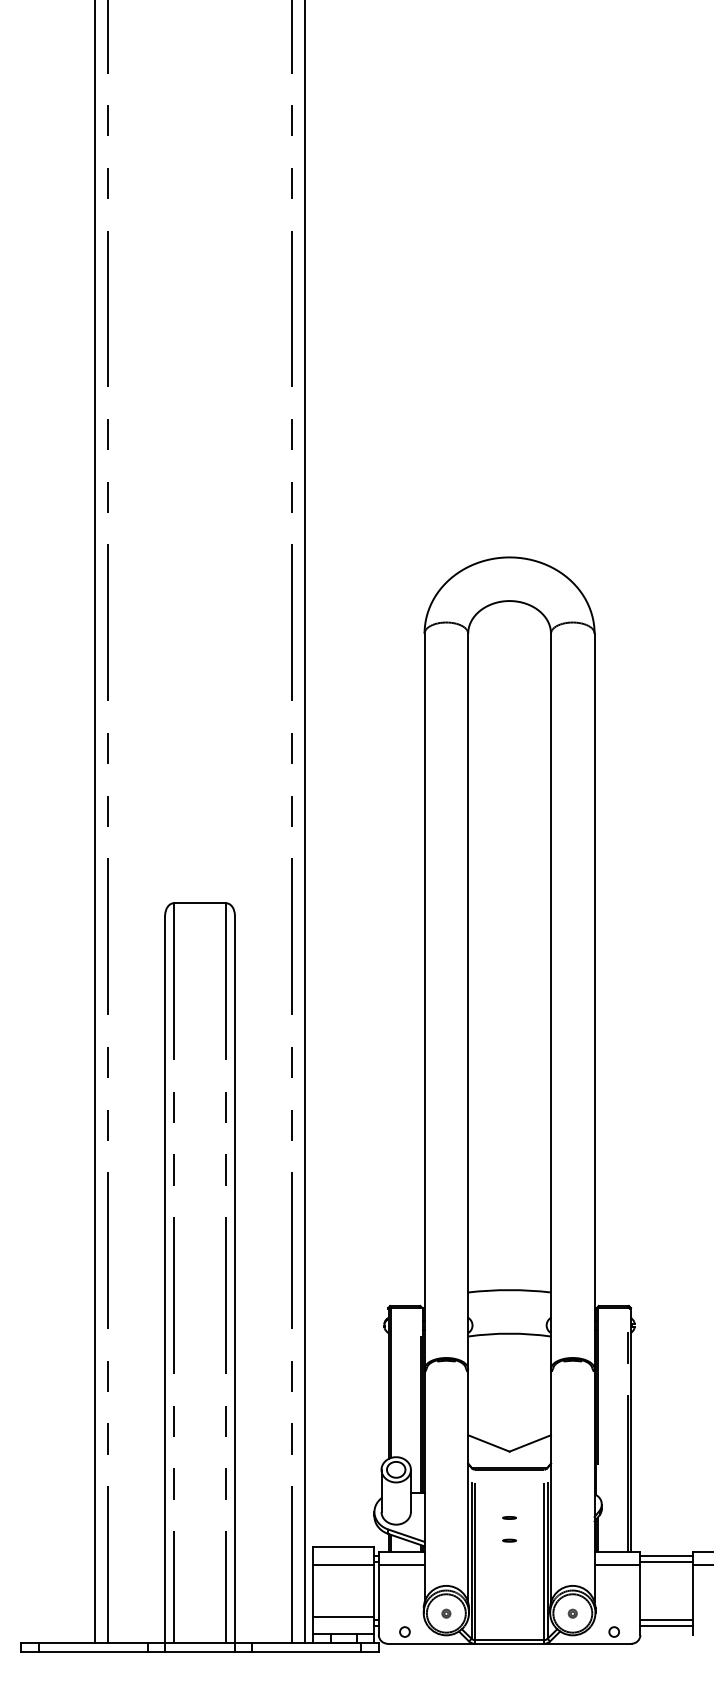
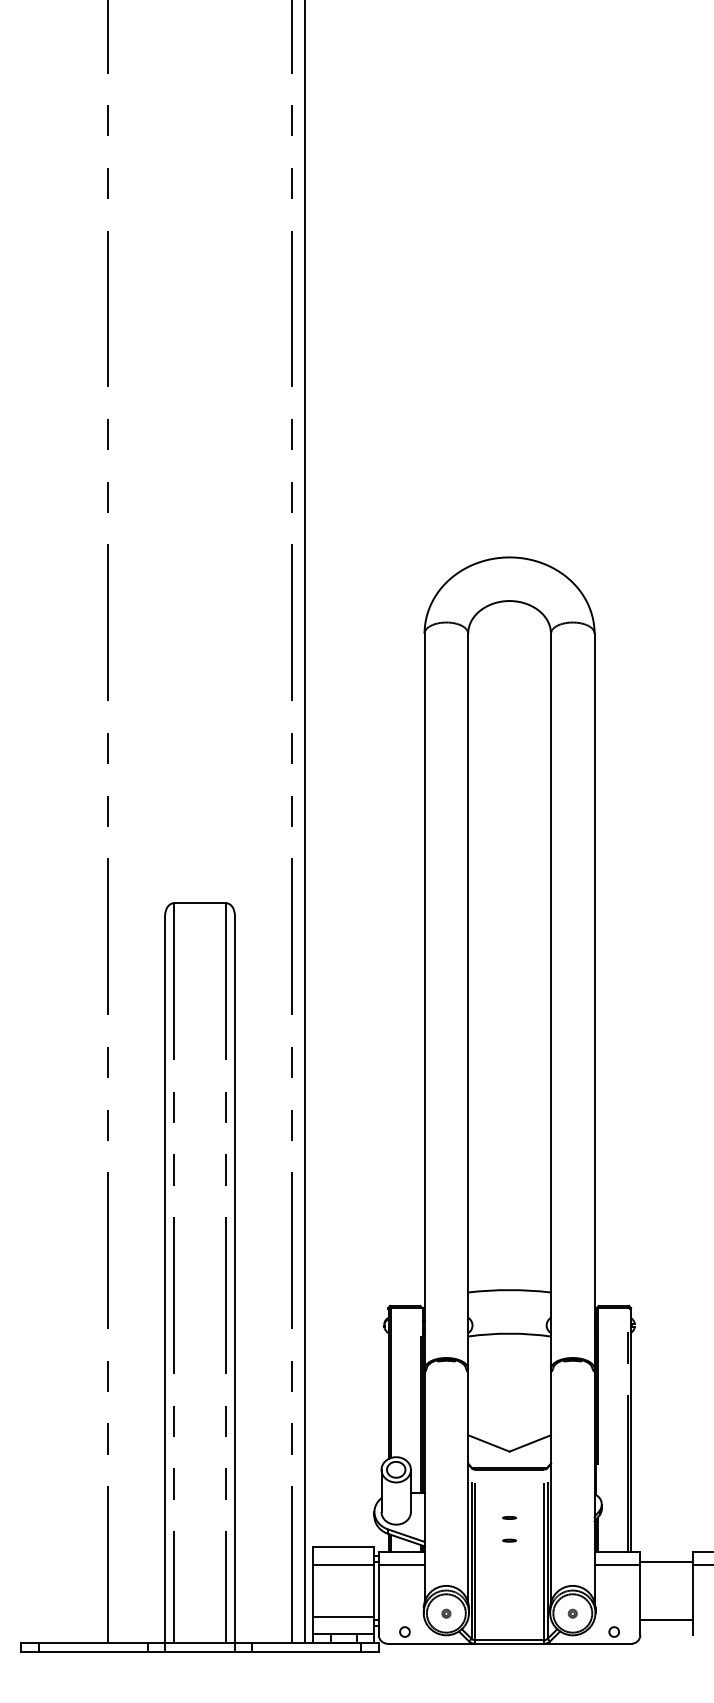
line: present -> none (95, 822)
line: present -> none (666, 1555)
line: present -> none (666, 1625)
